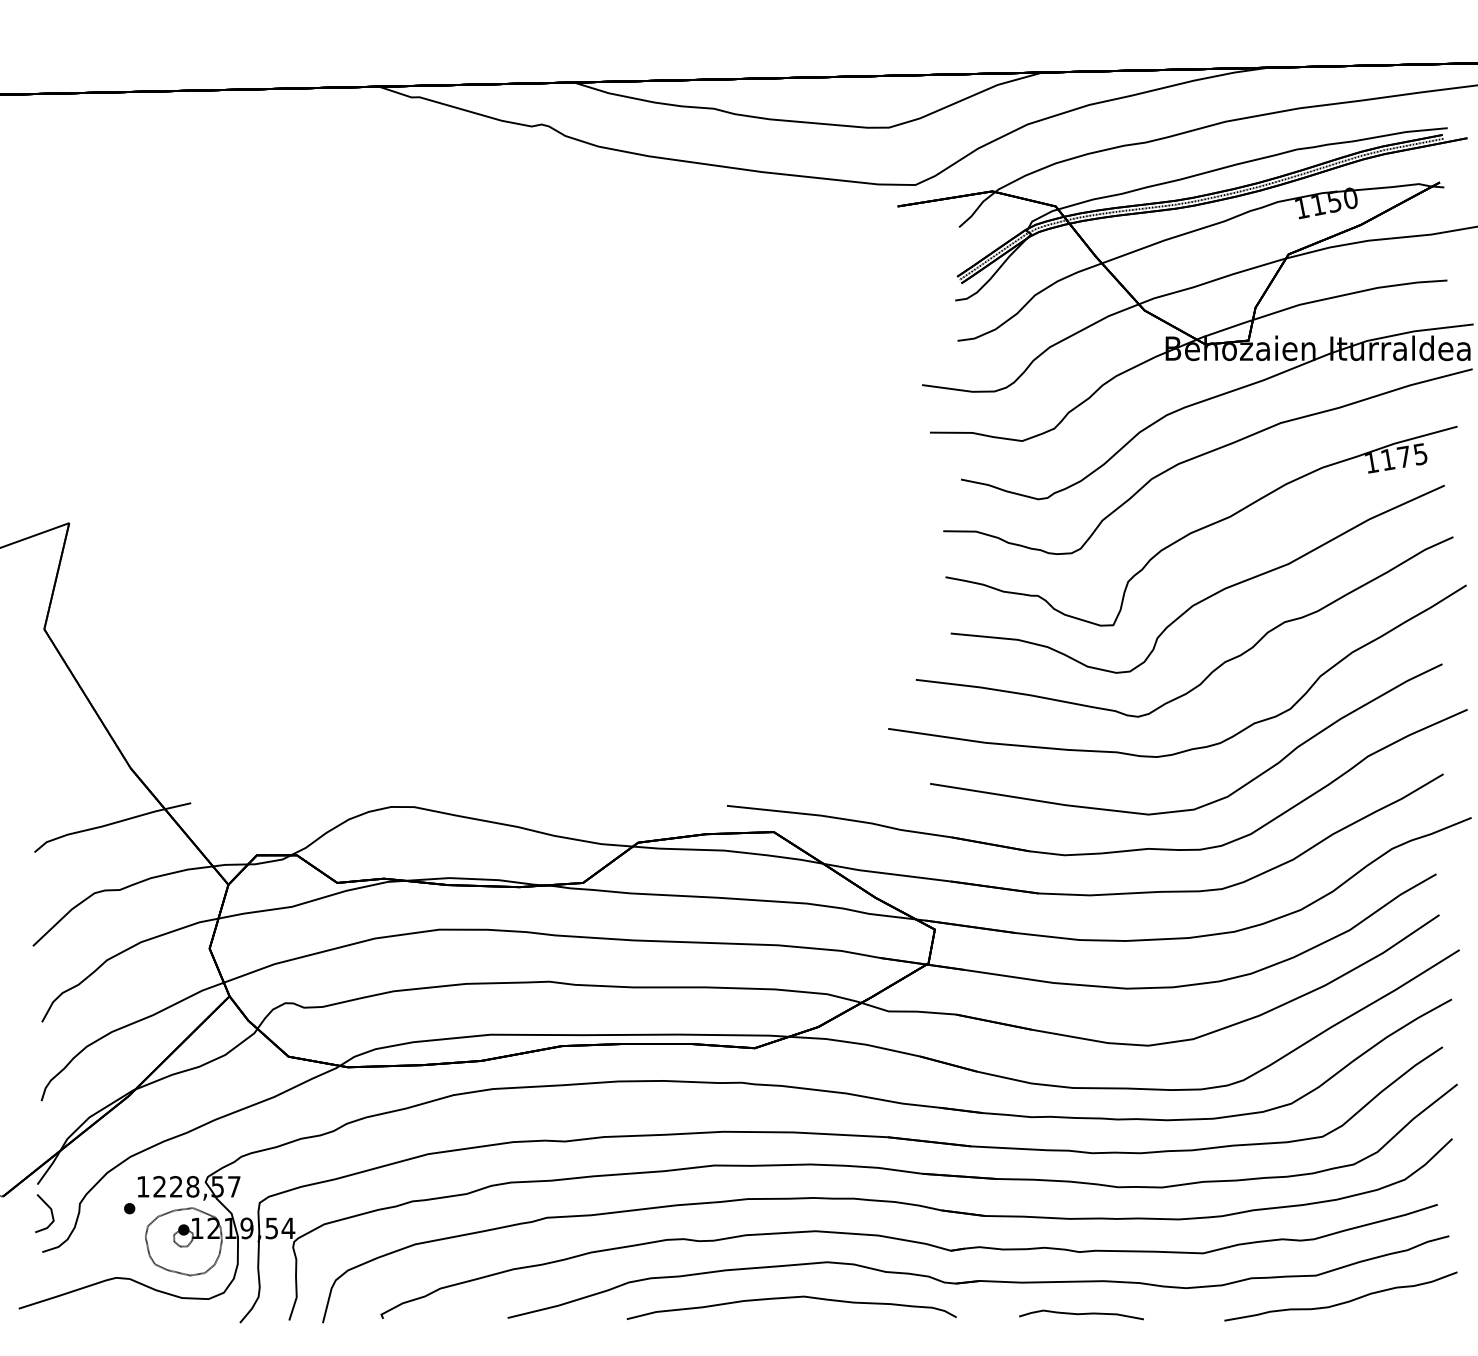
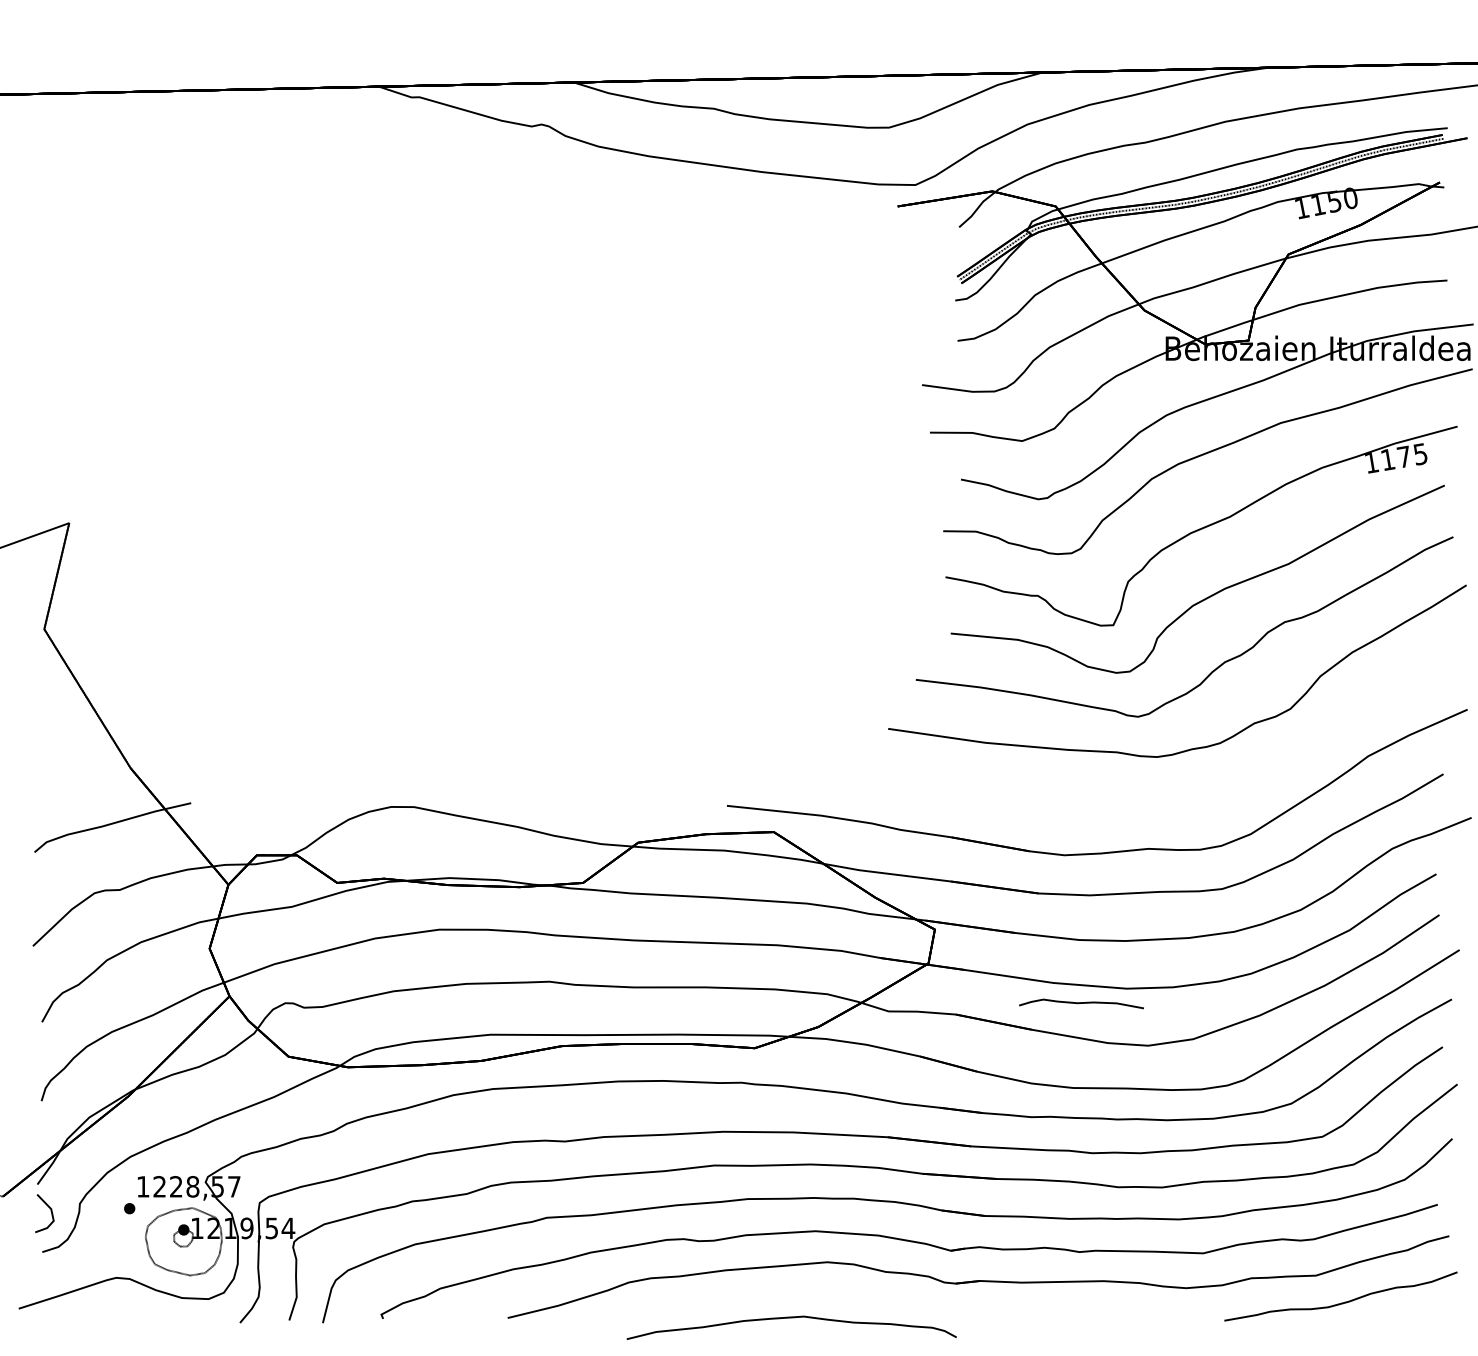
part: present -> none (1206, 803)
curve position: (791, 1298) -> (791, 1318) (791, 1318)
curve position: (1081, 1314) -> (1081, 1003) (1081, 1003)
